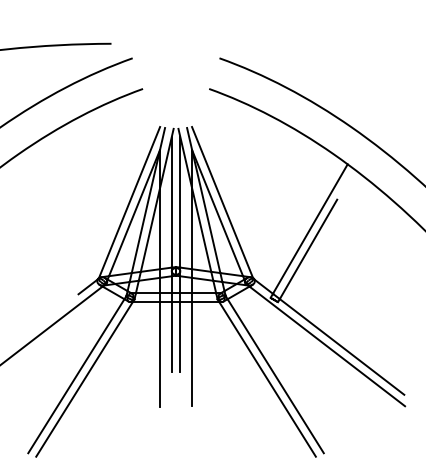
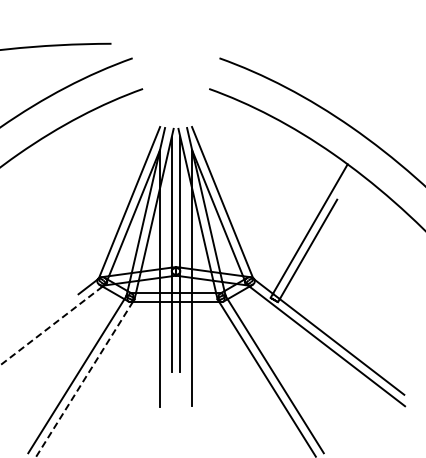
line: solid -> dashed (51, 326)
line: solid -> dashed (84, 378)
